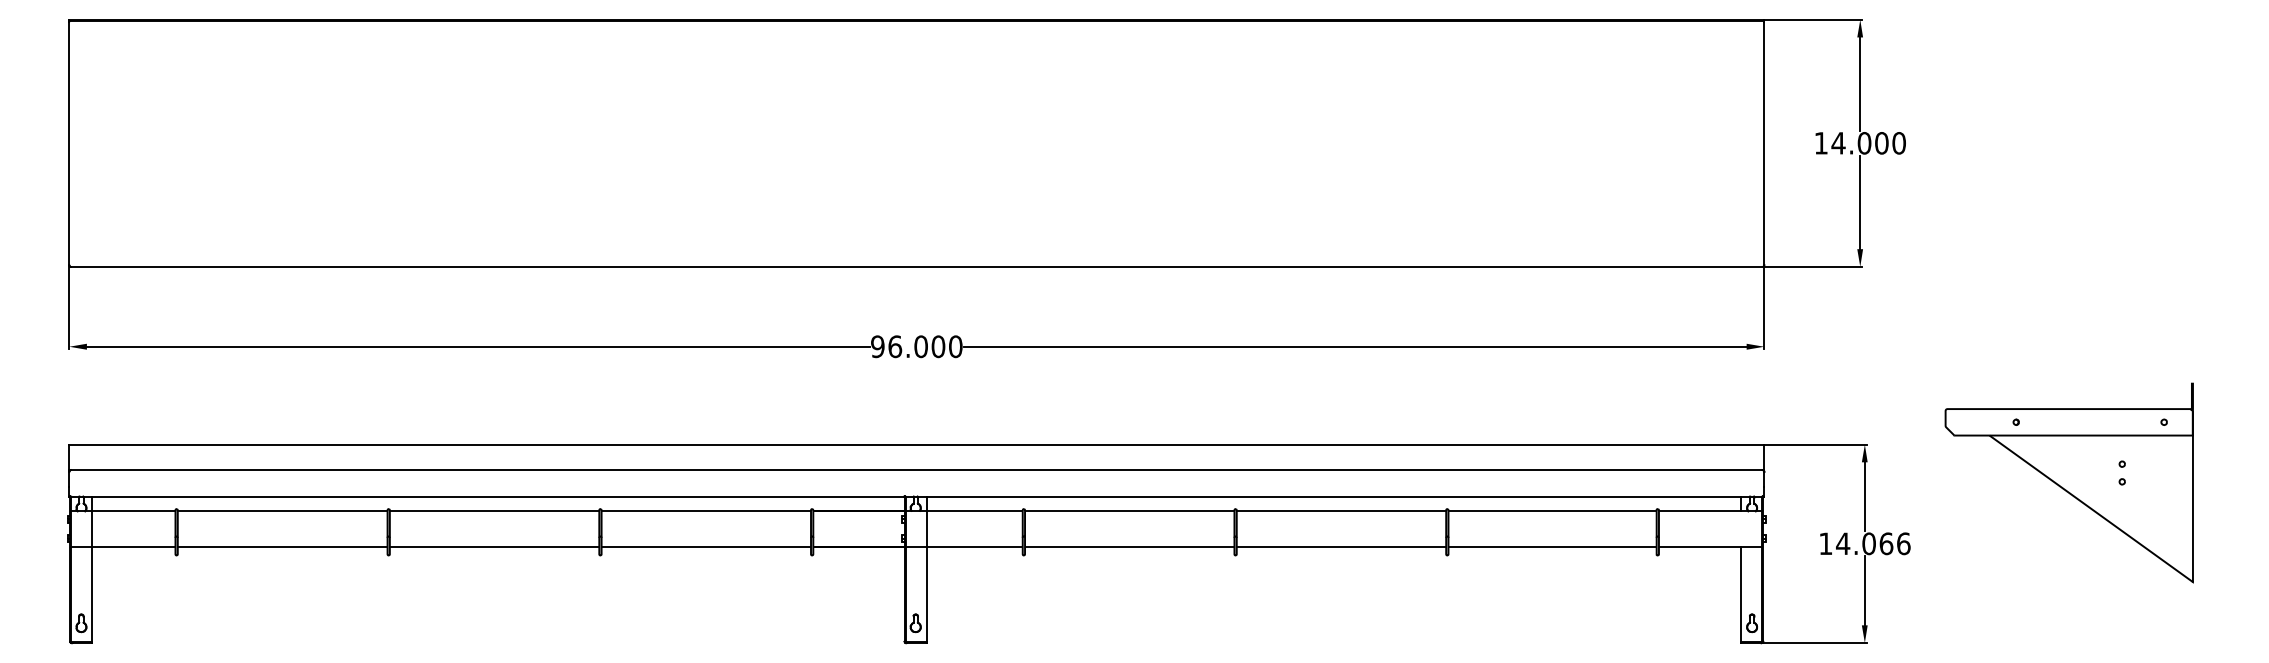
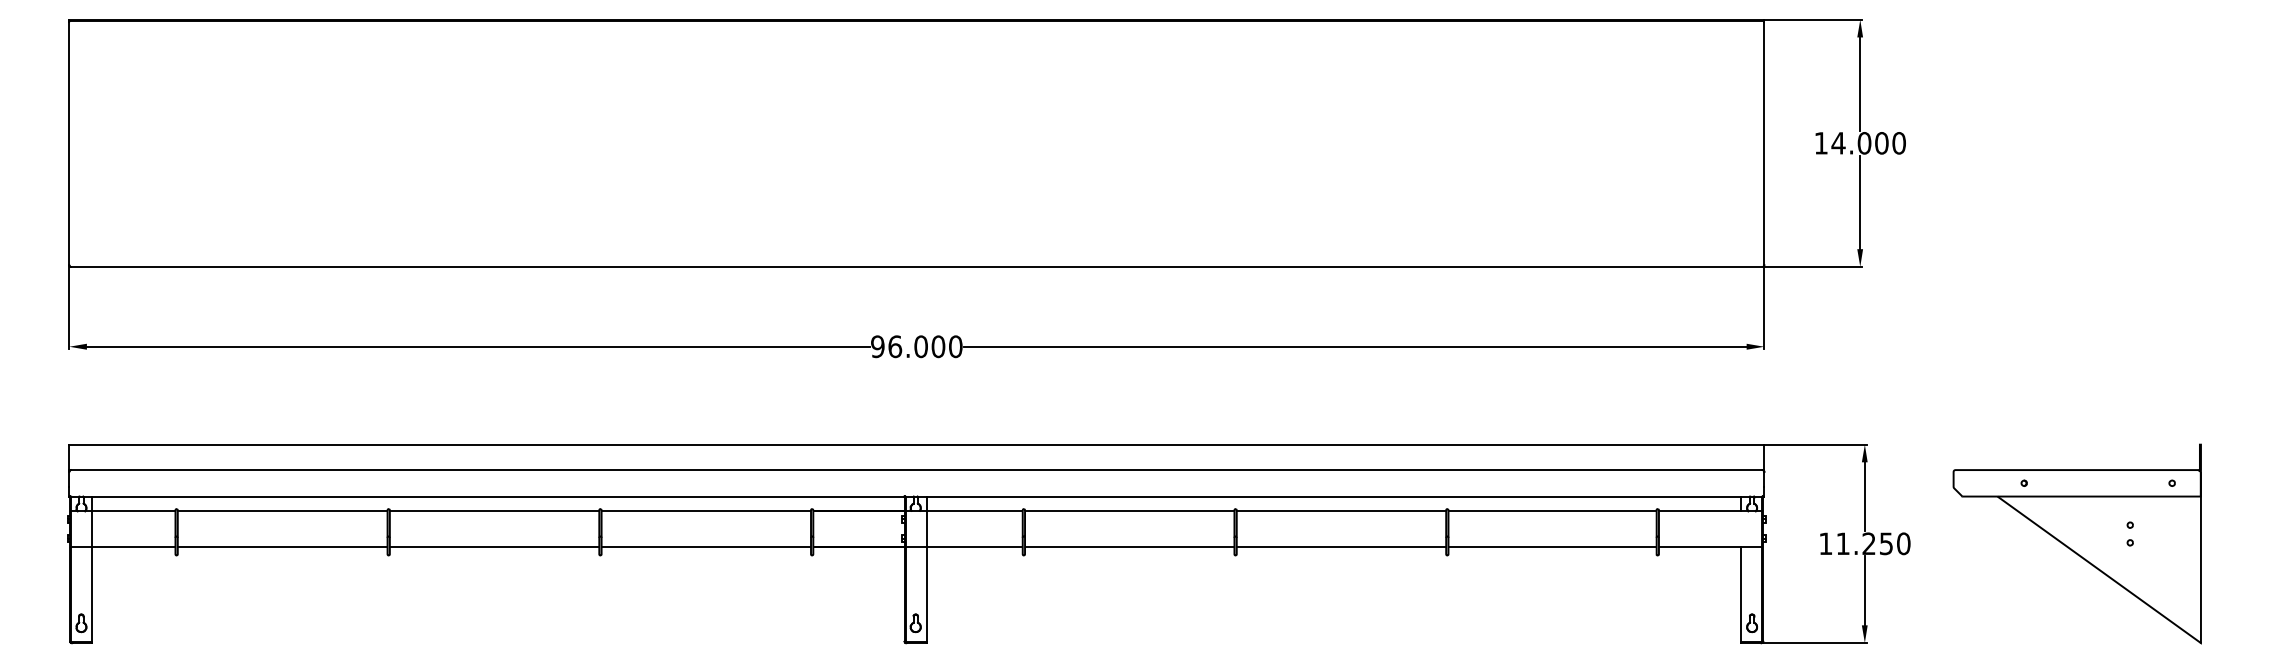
part position: (2068, 482) -> (2076, 543) (2076, 543)
text: 14.066 -> 11.250 (1873, 543)
